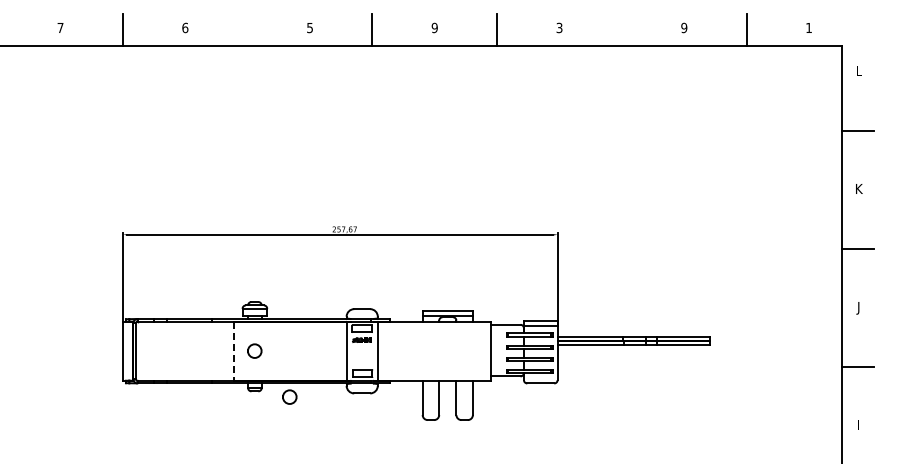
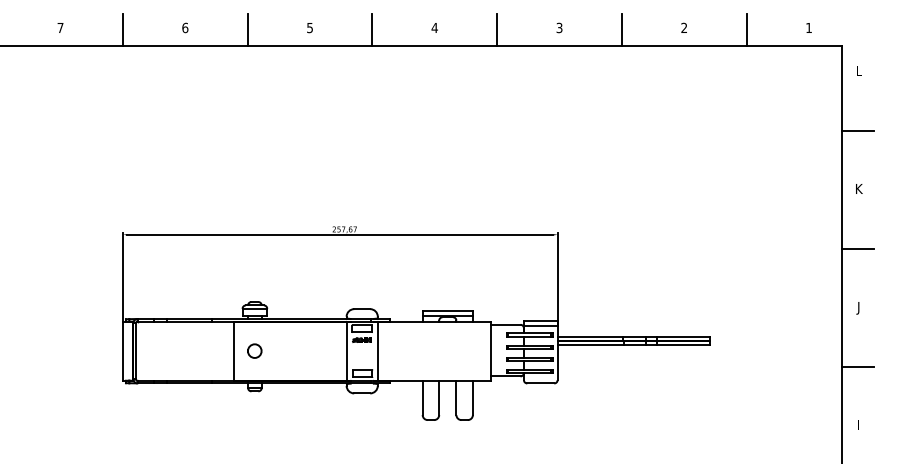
text: 9 -> 4 (434, 27)
text: 9 -> 2 (684, 28)
line: none -> present (247, 30)
line: none -> present (621, 30)
line: dashed -> solid (234, 351)
circle: present -> none (289, 396)
